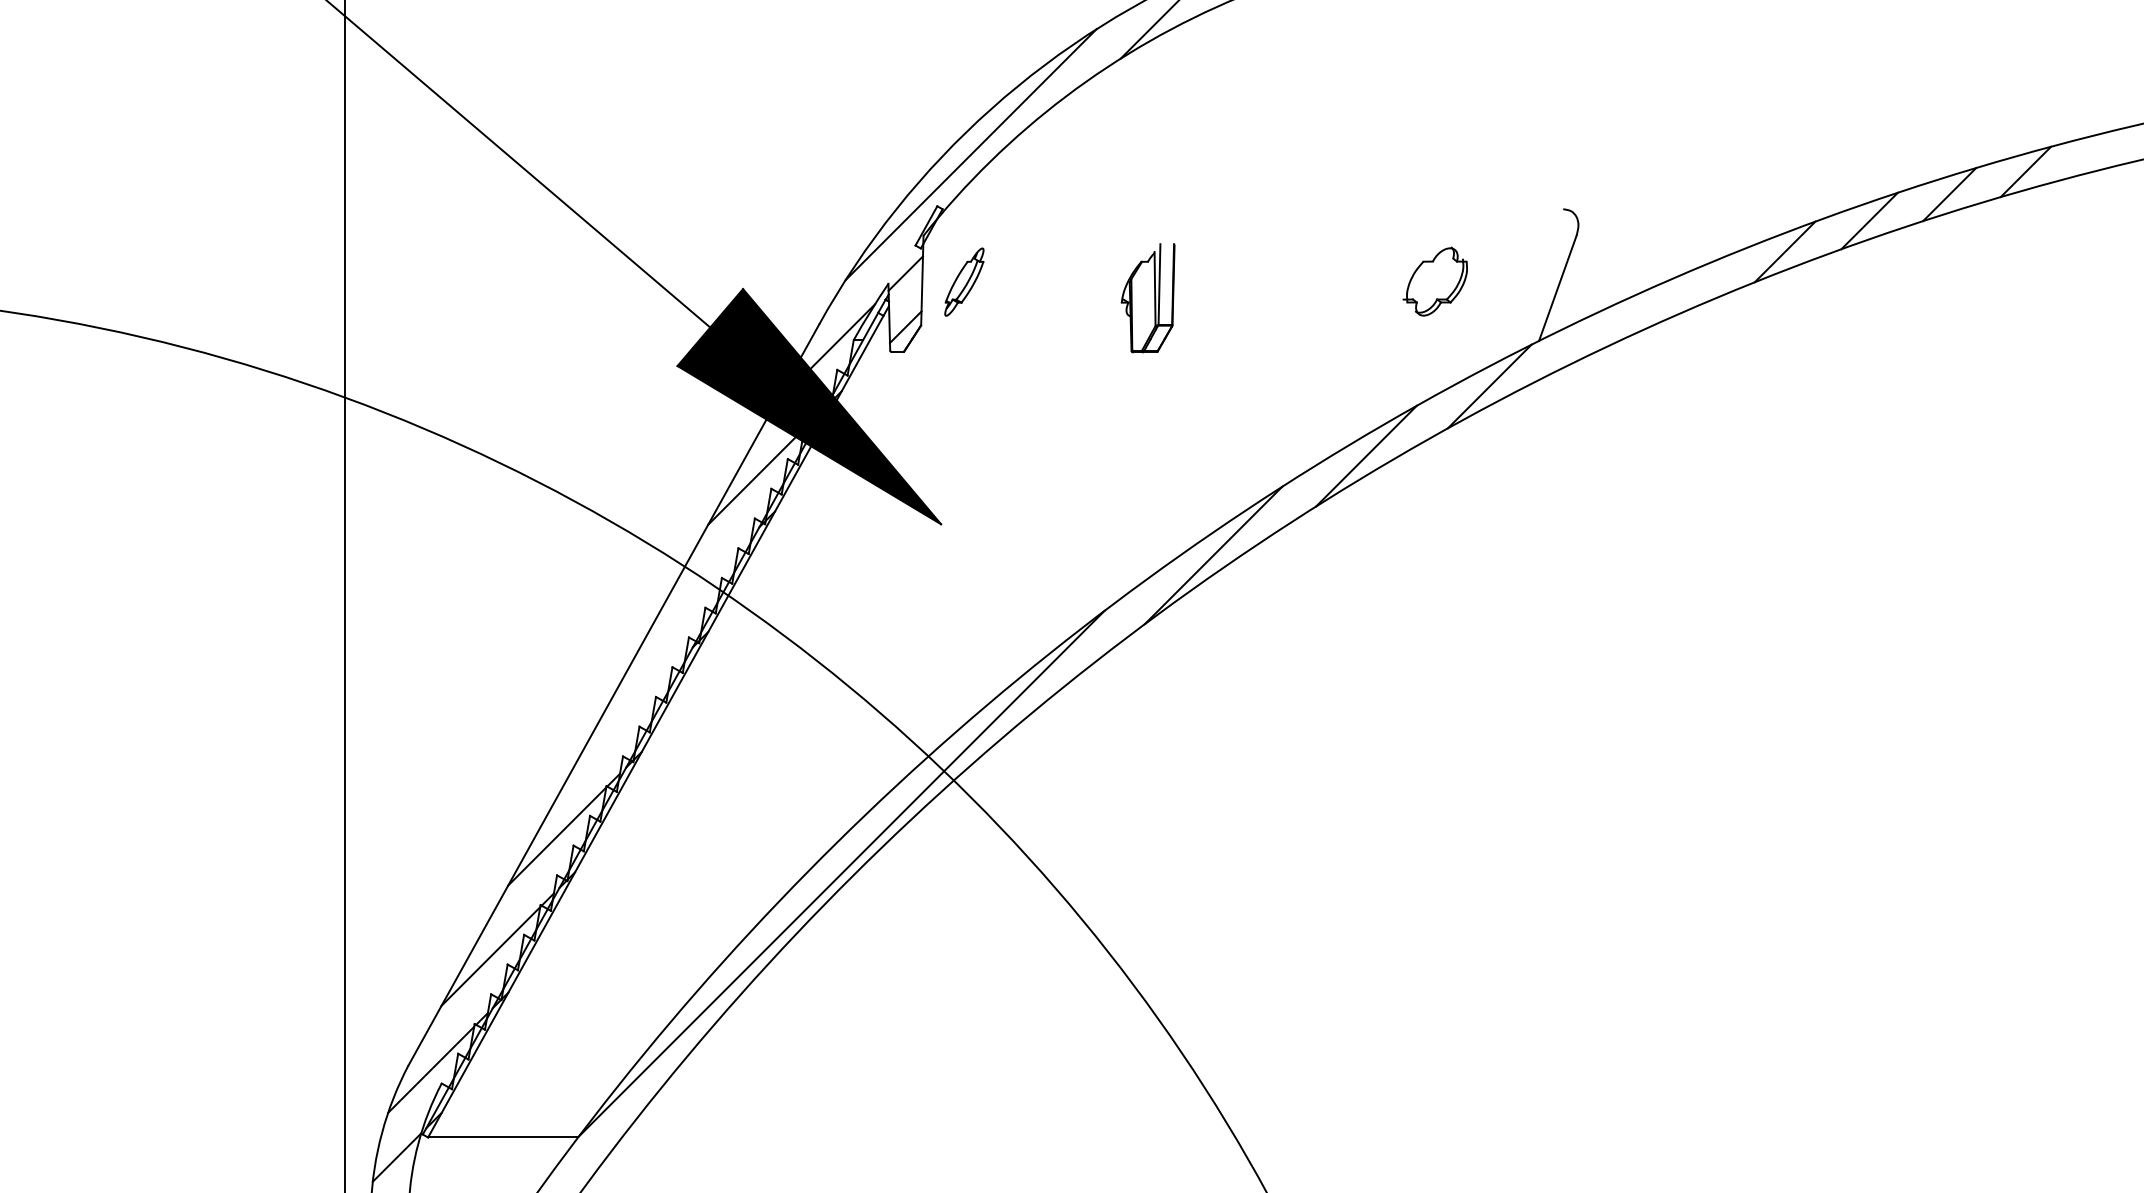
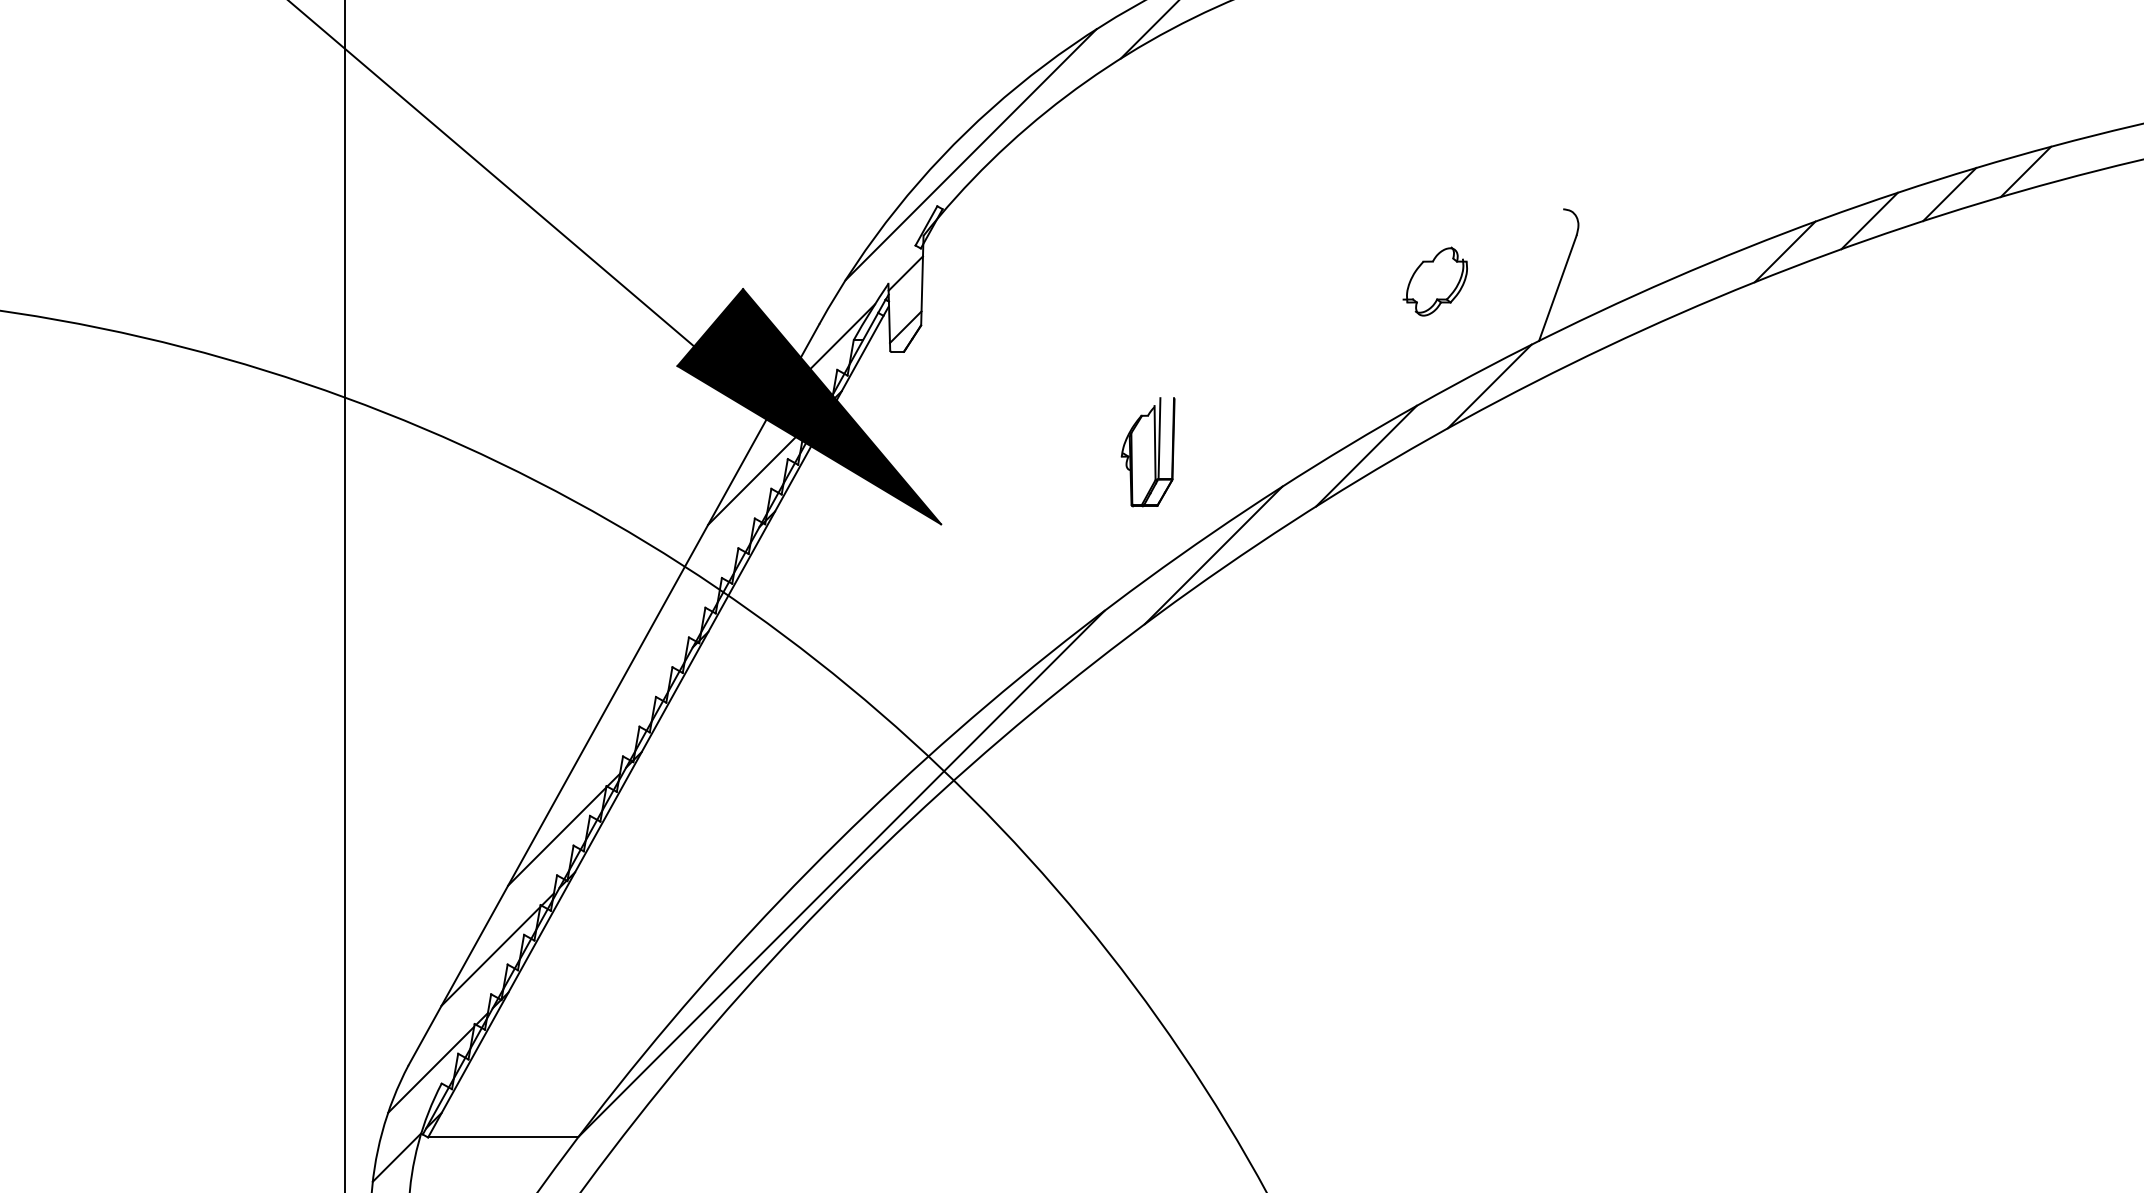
line position: (519, 164) -> (492, 174) (492, 174)
part: present -> none (964, 281)
part position: (1147, 298) -> (1147, 452) (1147, 452)
